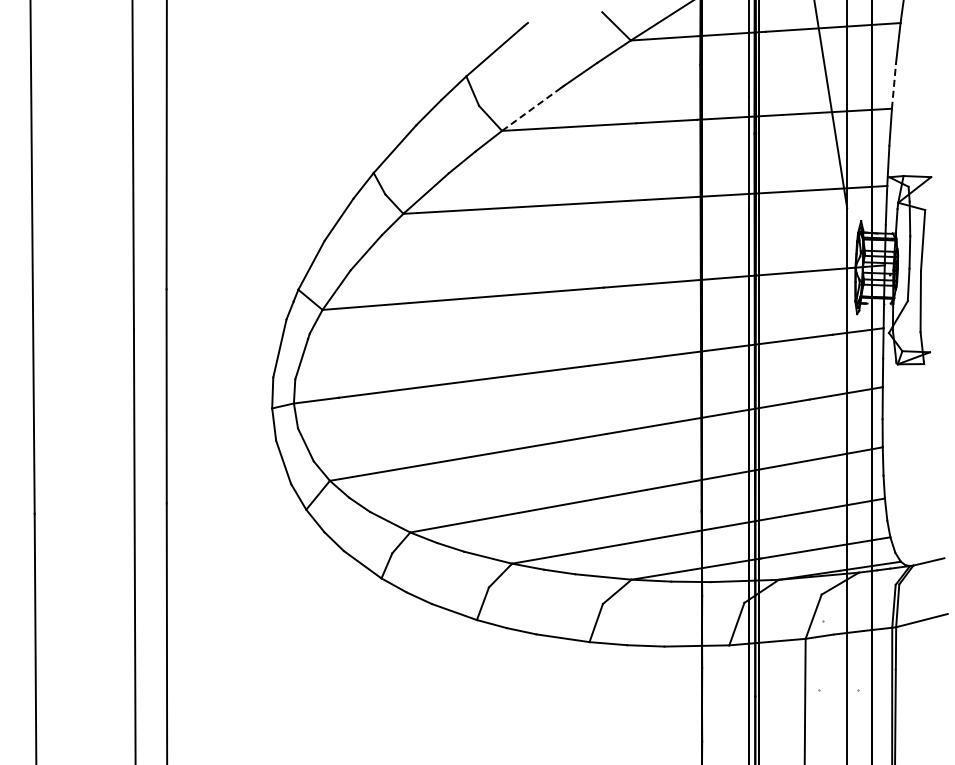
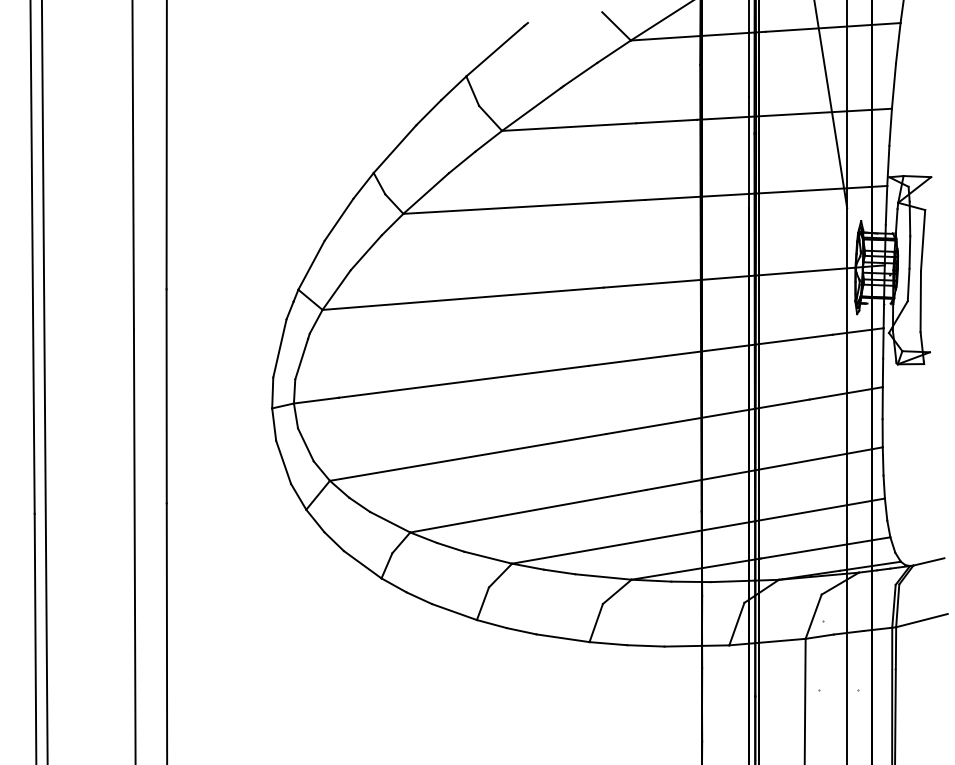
line: dashed -> solid (893, 86)
line: dashed -> solid (531, 109)
line: none -> present (44, 381)
